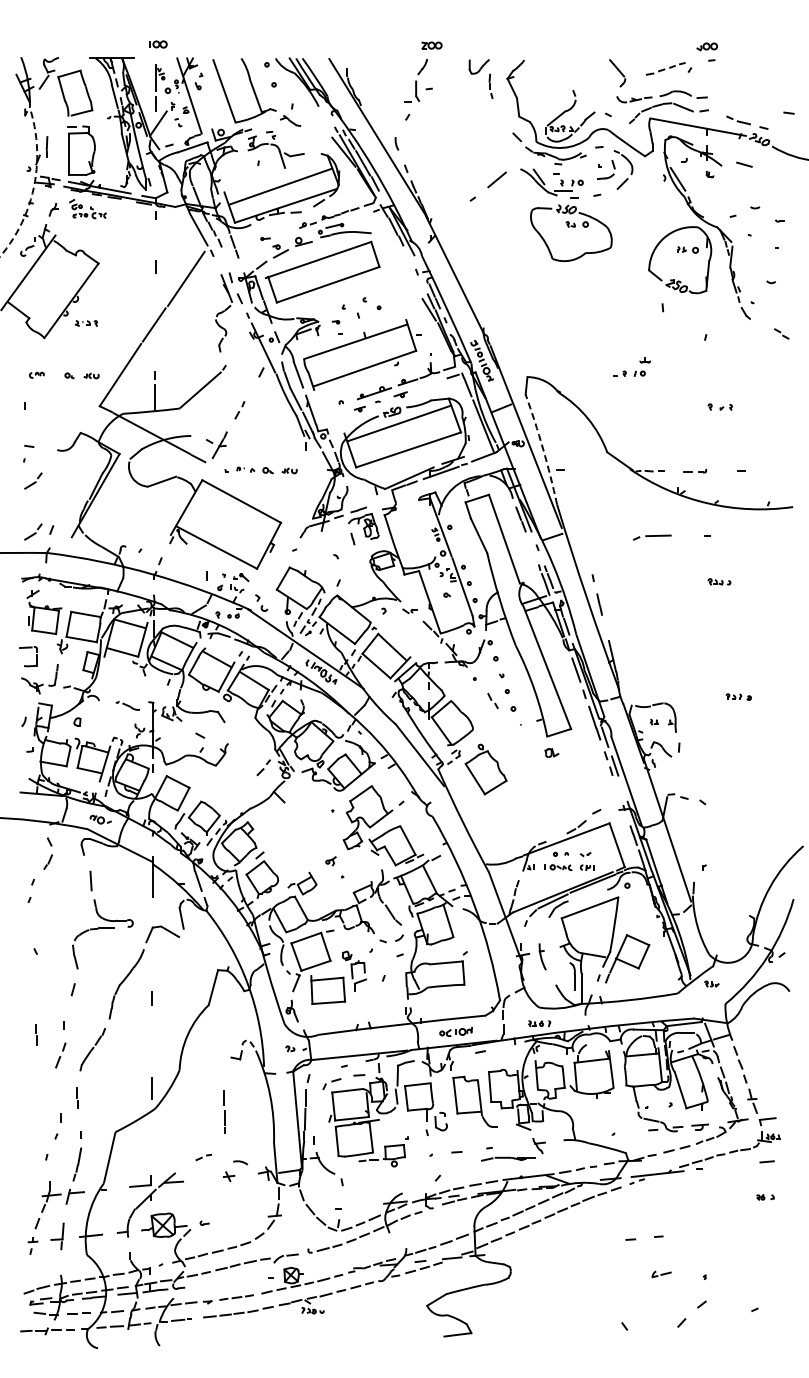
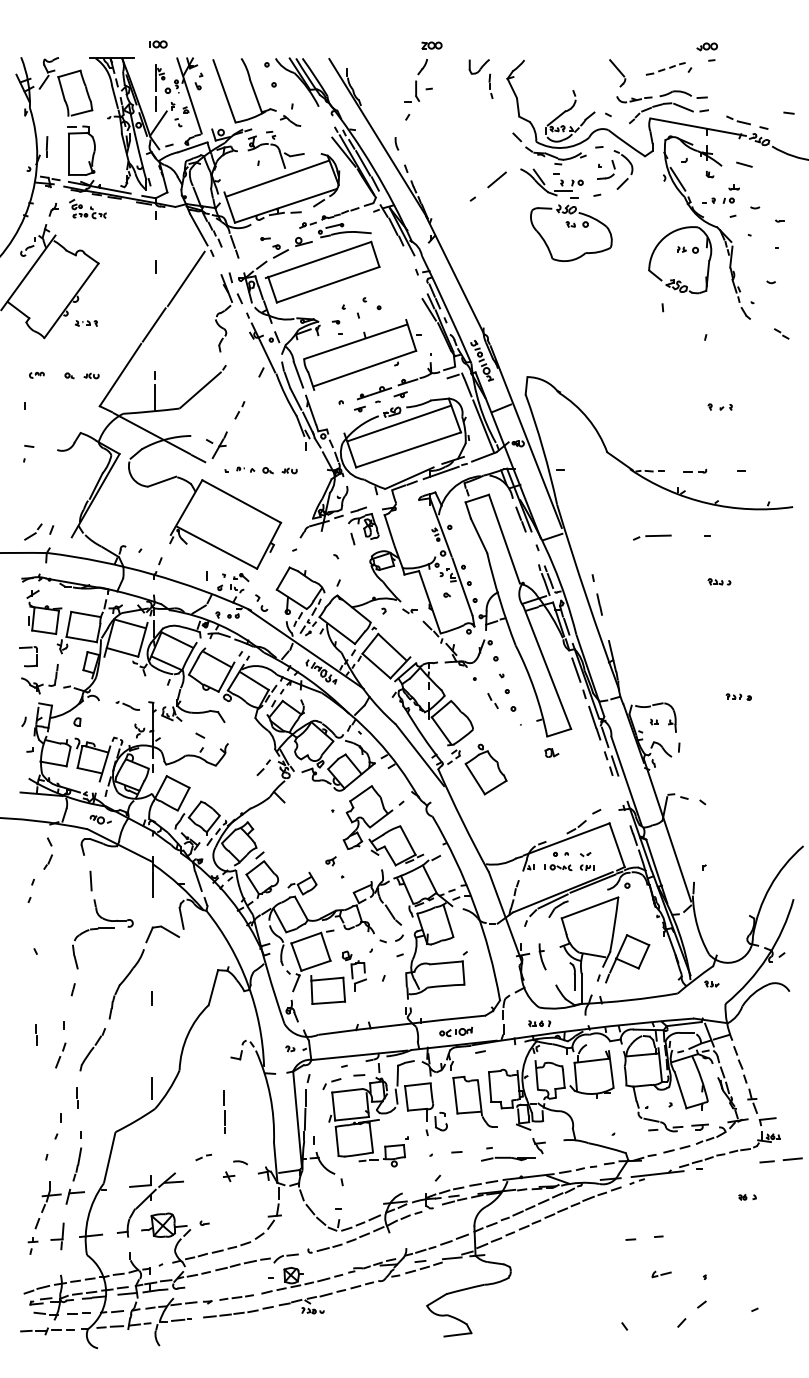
arc: dashed -> solid (34, 186)
line position: (280, 186) -> (277, 178) (277, 178)
part position: (631, 366) -> (720, 193) (720, 193)
arc: dashed -> solid (543, 449)
part: present -> none (33, 480)
line: none -> present (792, 1158)
part position: (765, 1197) -> (747, 1197) (747, 1197)
